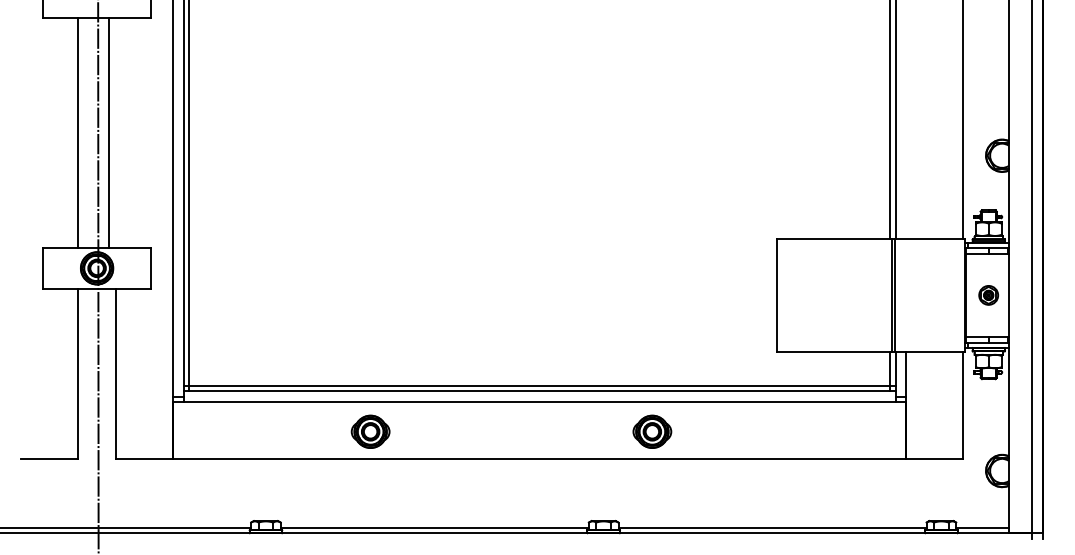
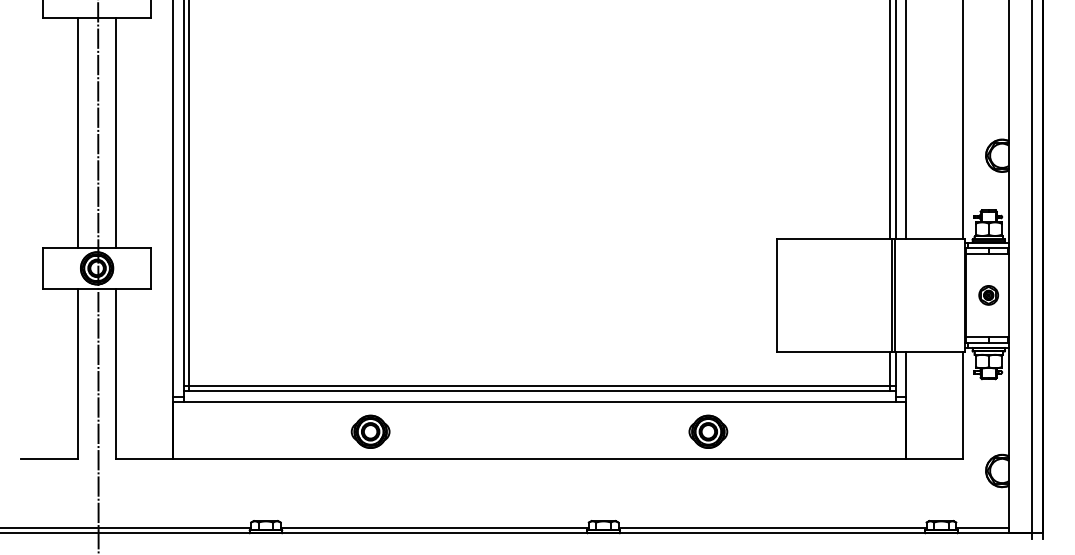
line: none -> present (906, 120)
line position: (109, 133) -> (116, 133) (116, 133)
part position: (652, 431) -> (708, 431) (708, 431)
